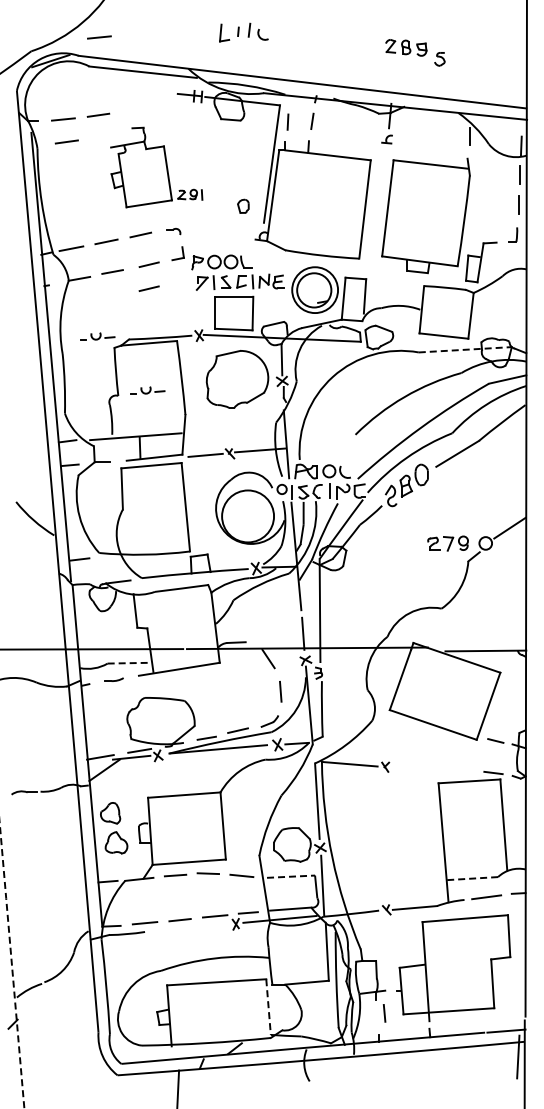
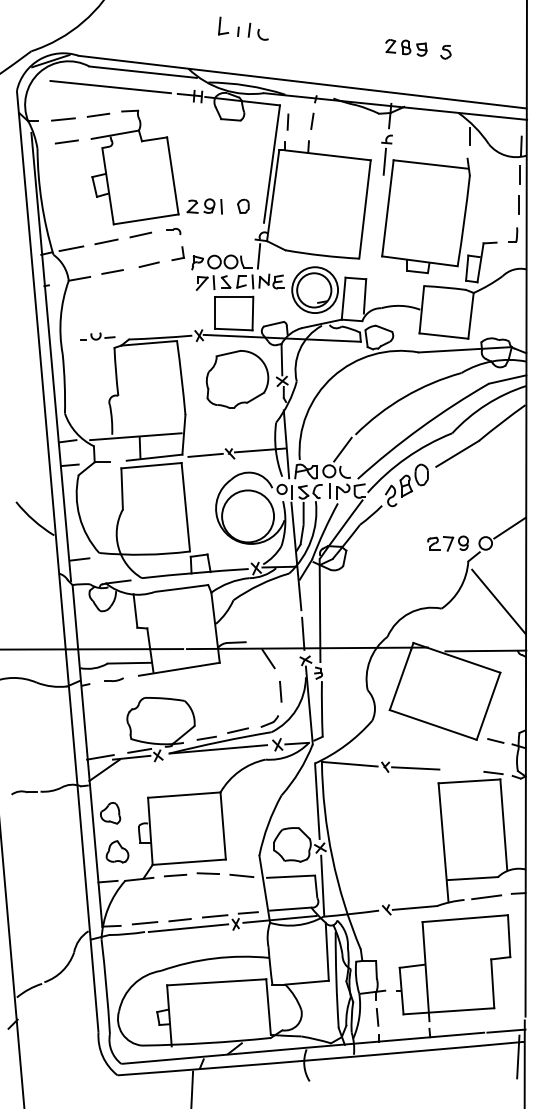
part position: (224, 32) -> (223, 25) (223, 25)
line: present -> none (99, 37)
part position: (439, 59) -> (445, 52) (445, 52)
line: none -> present (110, 86)
line: none -> present (384, 161)
part size: 94x83 px -> 133x117 px (156, 167)
line: none -> present (258, 256)
line: present -> none (148, 288)
line: dashed -> solid (465, 349)
part: present -> none (147, 390)
line: none -> present (342, 449)
line: none -> present (498, 601)
line: dashed -> solid (129, 663)
line: none -> present (415, 768)
part position: (116, 842) -> (117, 851) (117, 851)
line: dashed -> solid (291, 876)
line: dashed -> solid (472, 878)
line: none -> present (188, 927)
arc: dashed -> solid (12, 967)
line: dashed -> solid (268, 1007)
line position: (384, 1013) -> (377, 1017) (377, 1017)
line position: (178, 1087) -> (192, 1088) (192, 1088)
